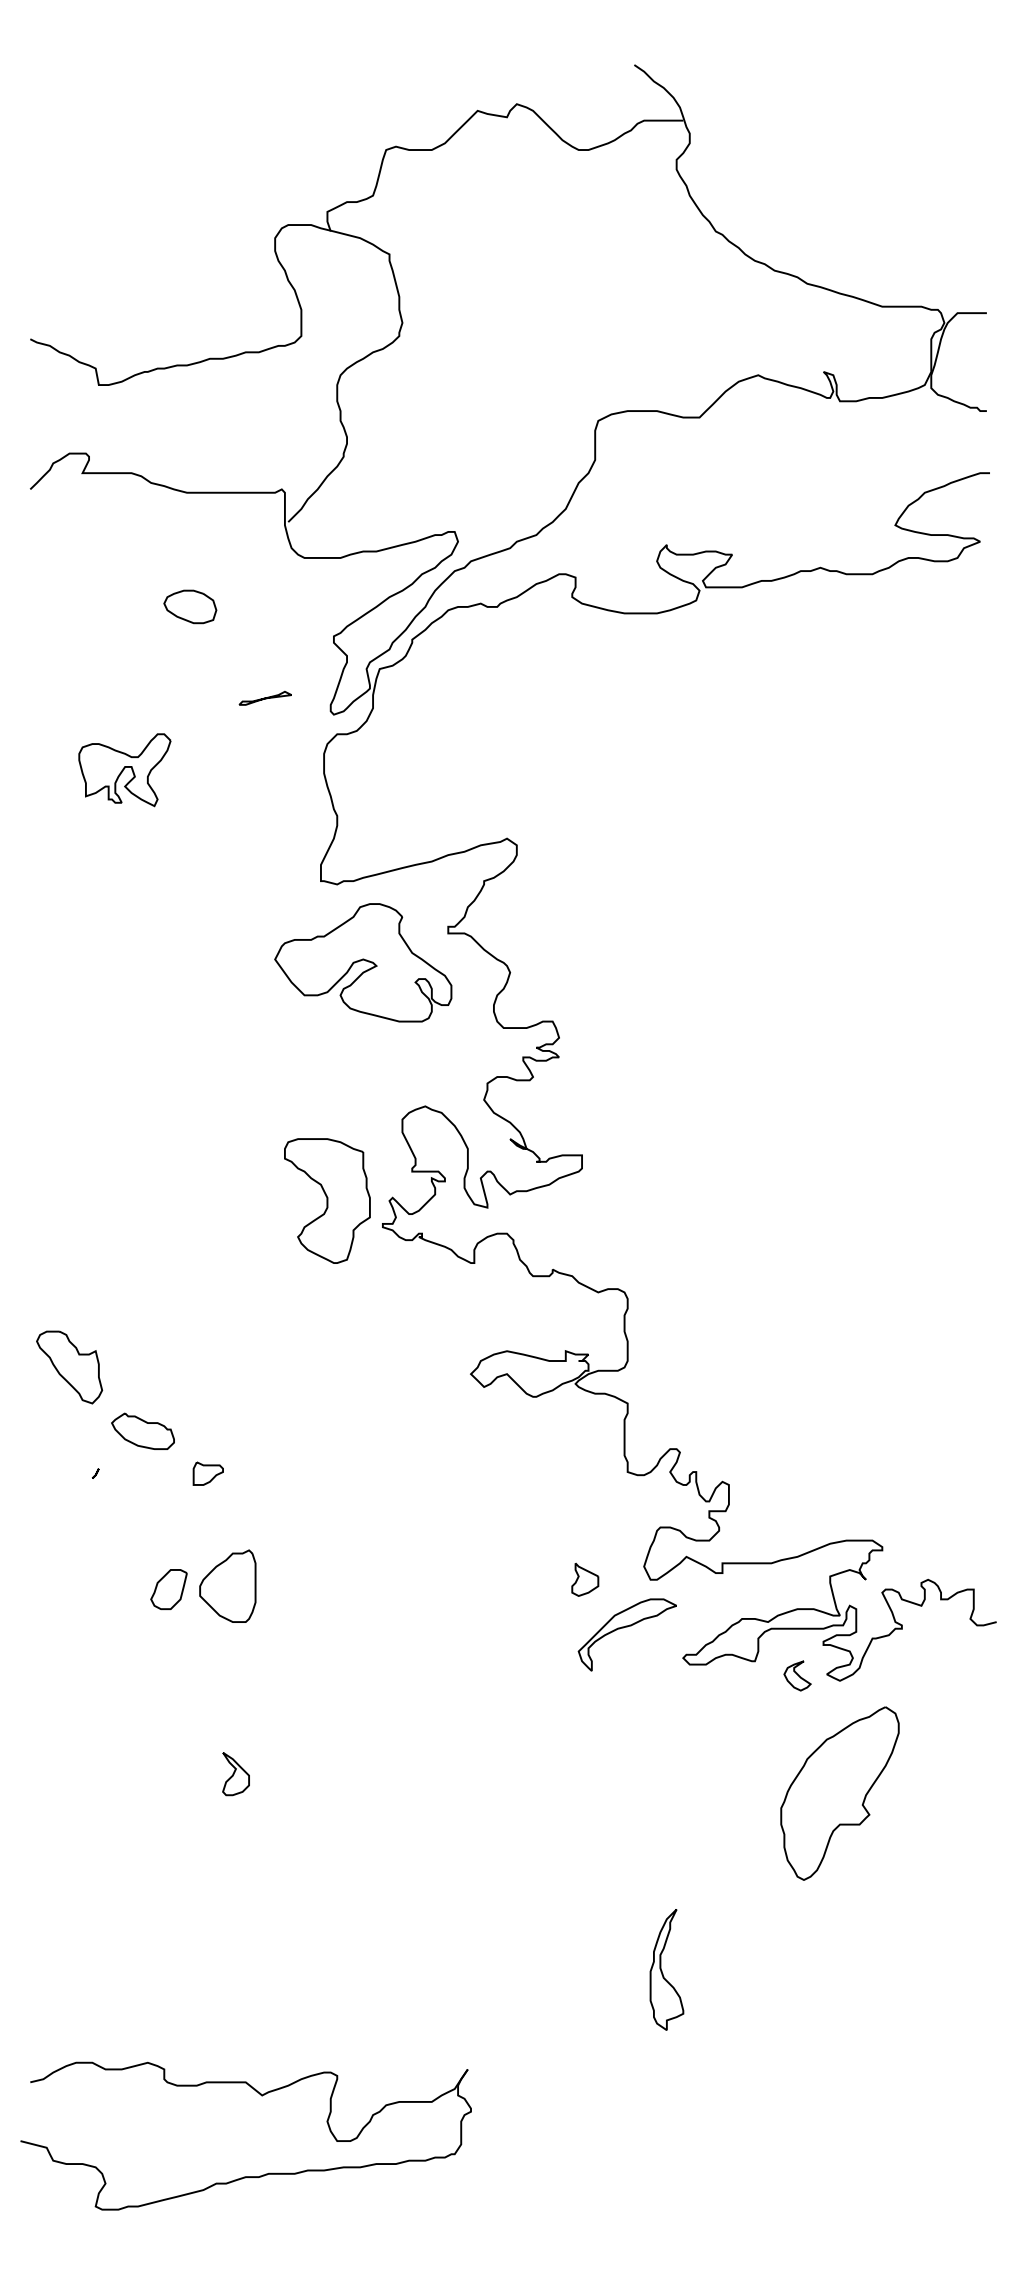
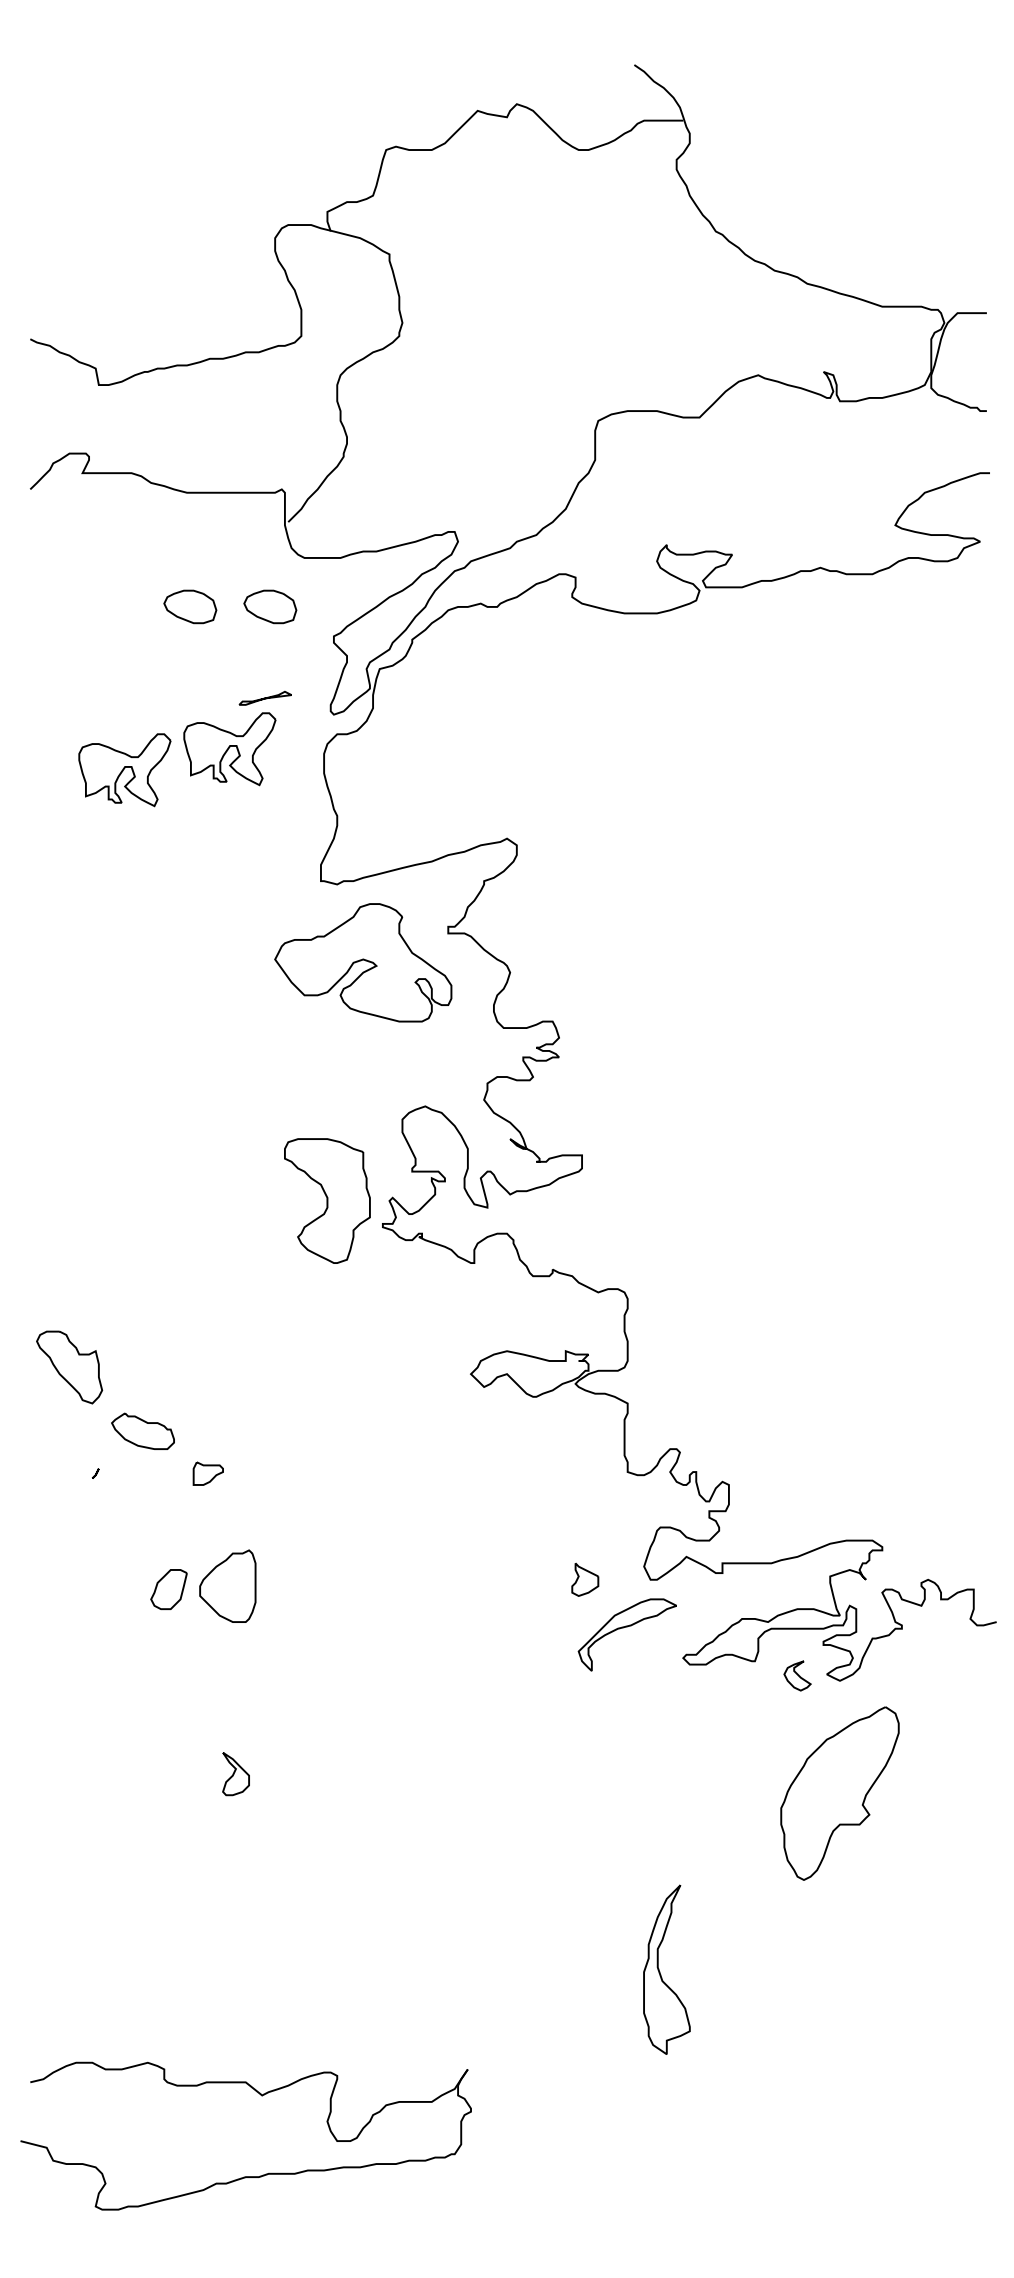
part: none -> present (270, 606)
part: none -> present (229, 749)
part size: 36x122 px -> 48x171 px (666, 1969)
